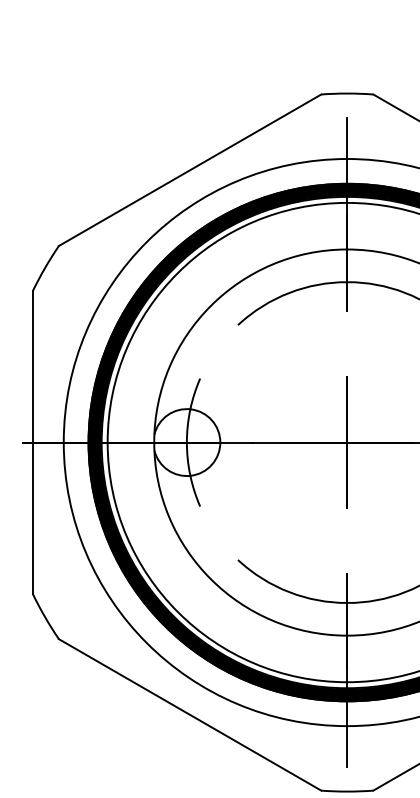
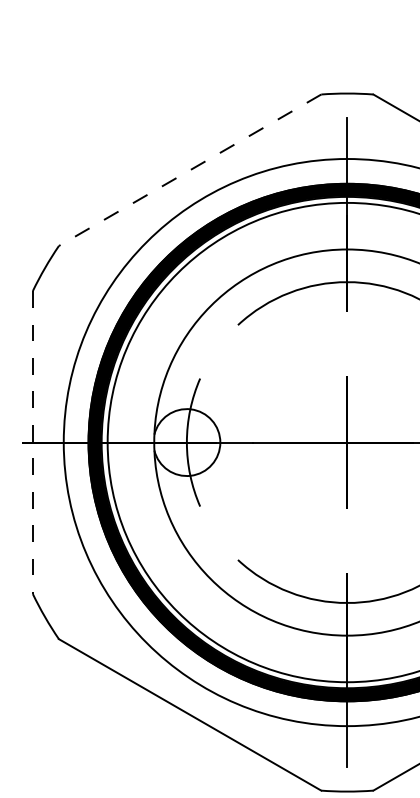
line: solid -> dashed (189, 170)
line: solid -> dashed (32, 443)
